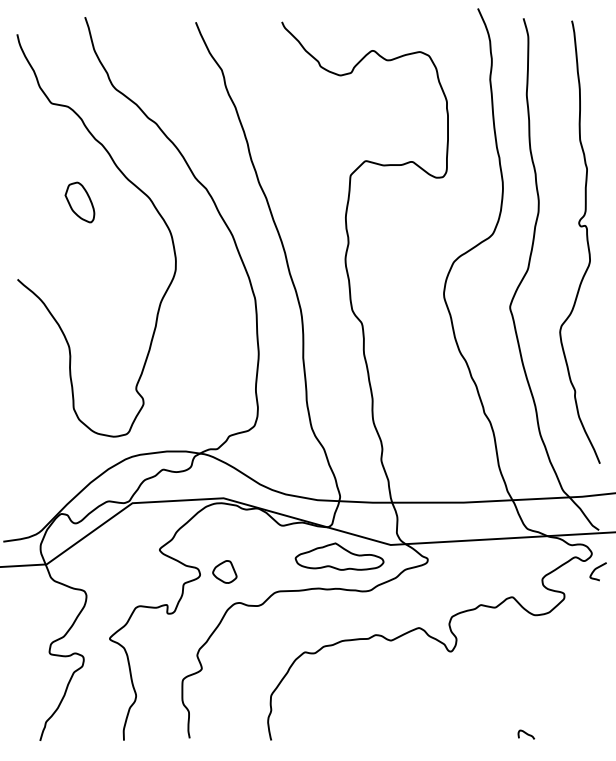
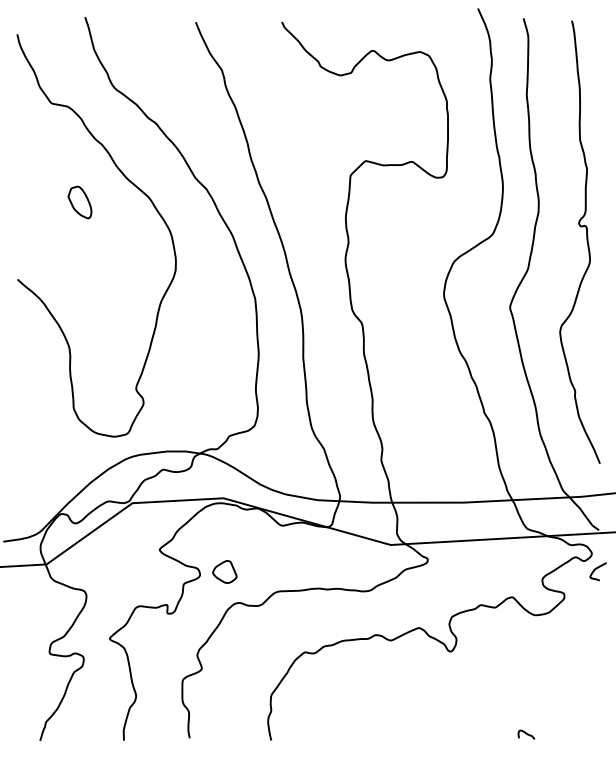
part size: 32x43 px -> 26x35 px (79, 202)
part: present -> none (339, 556)
